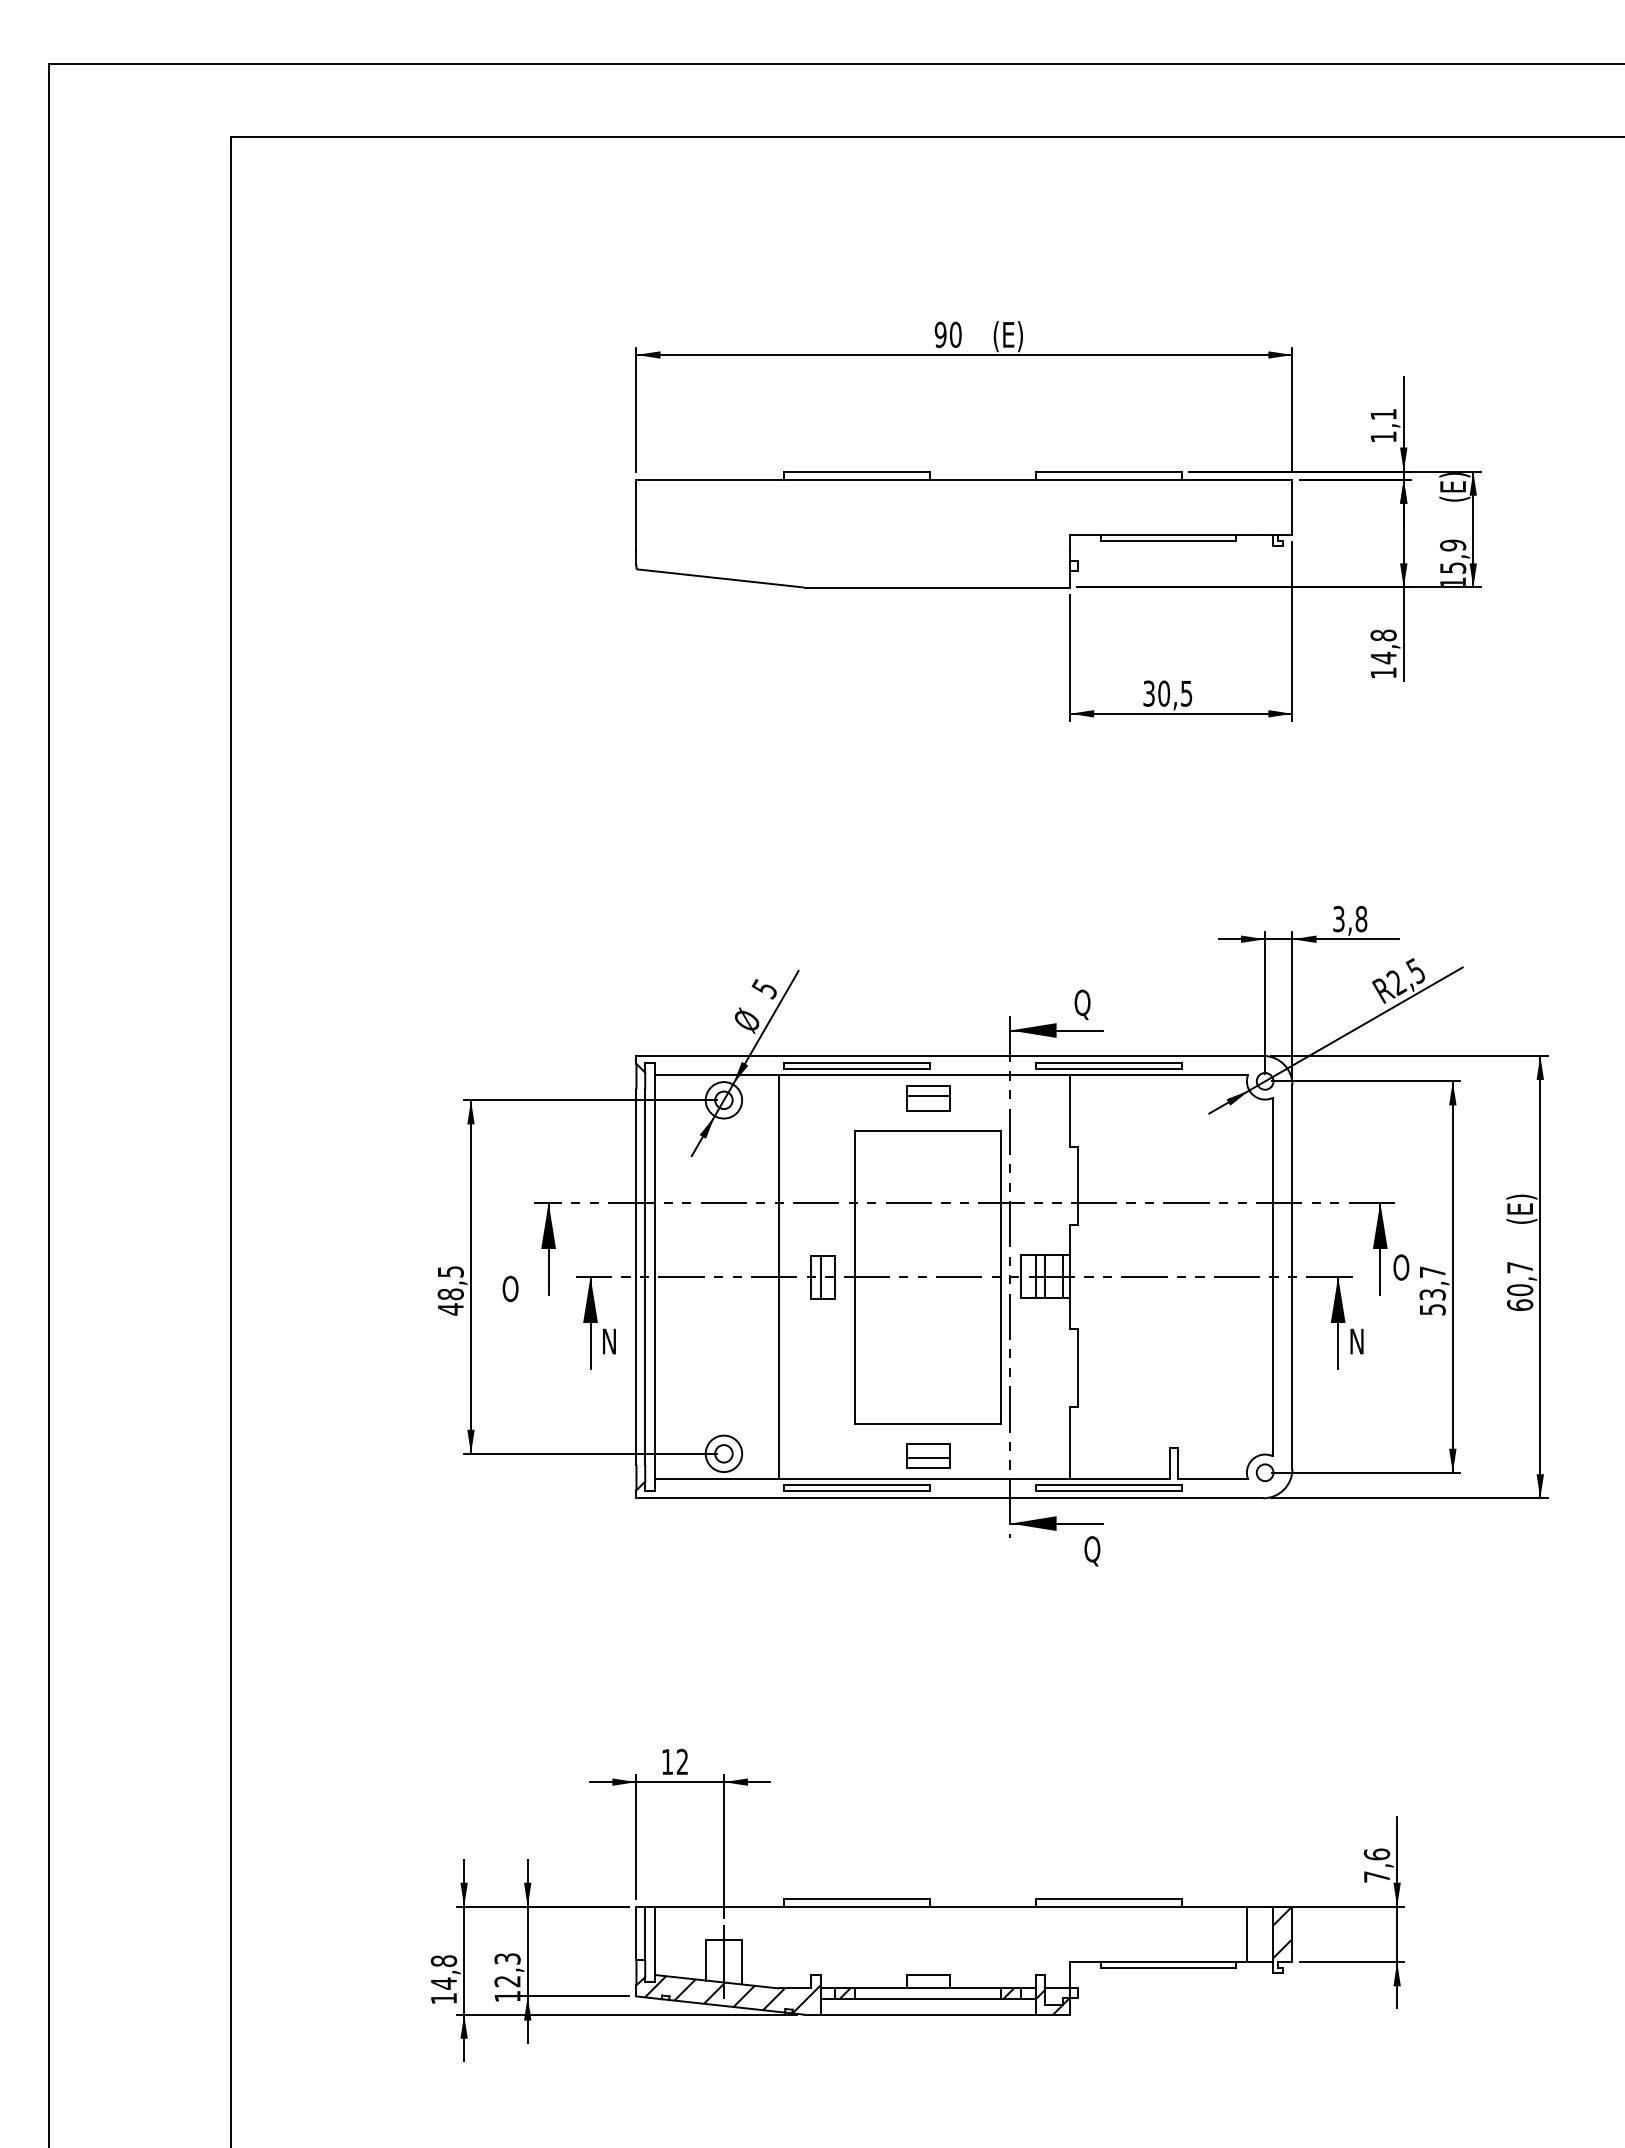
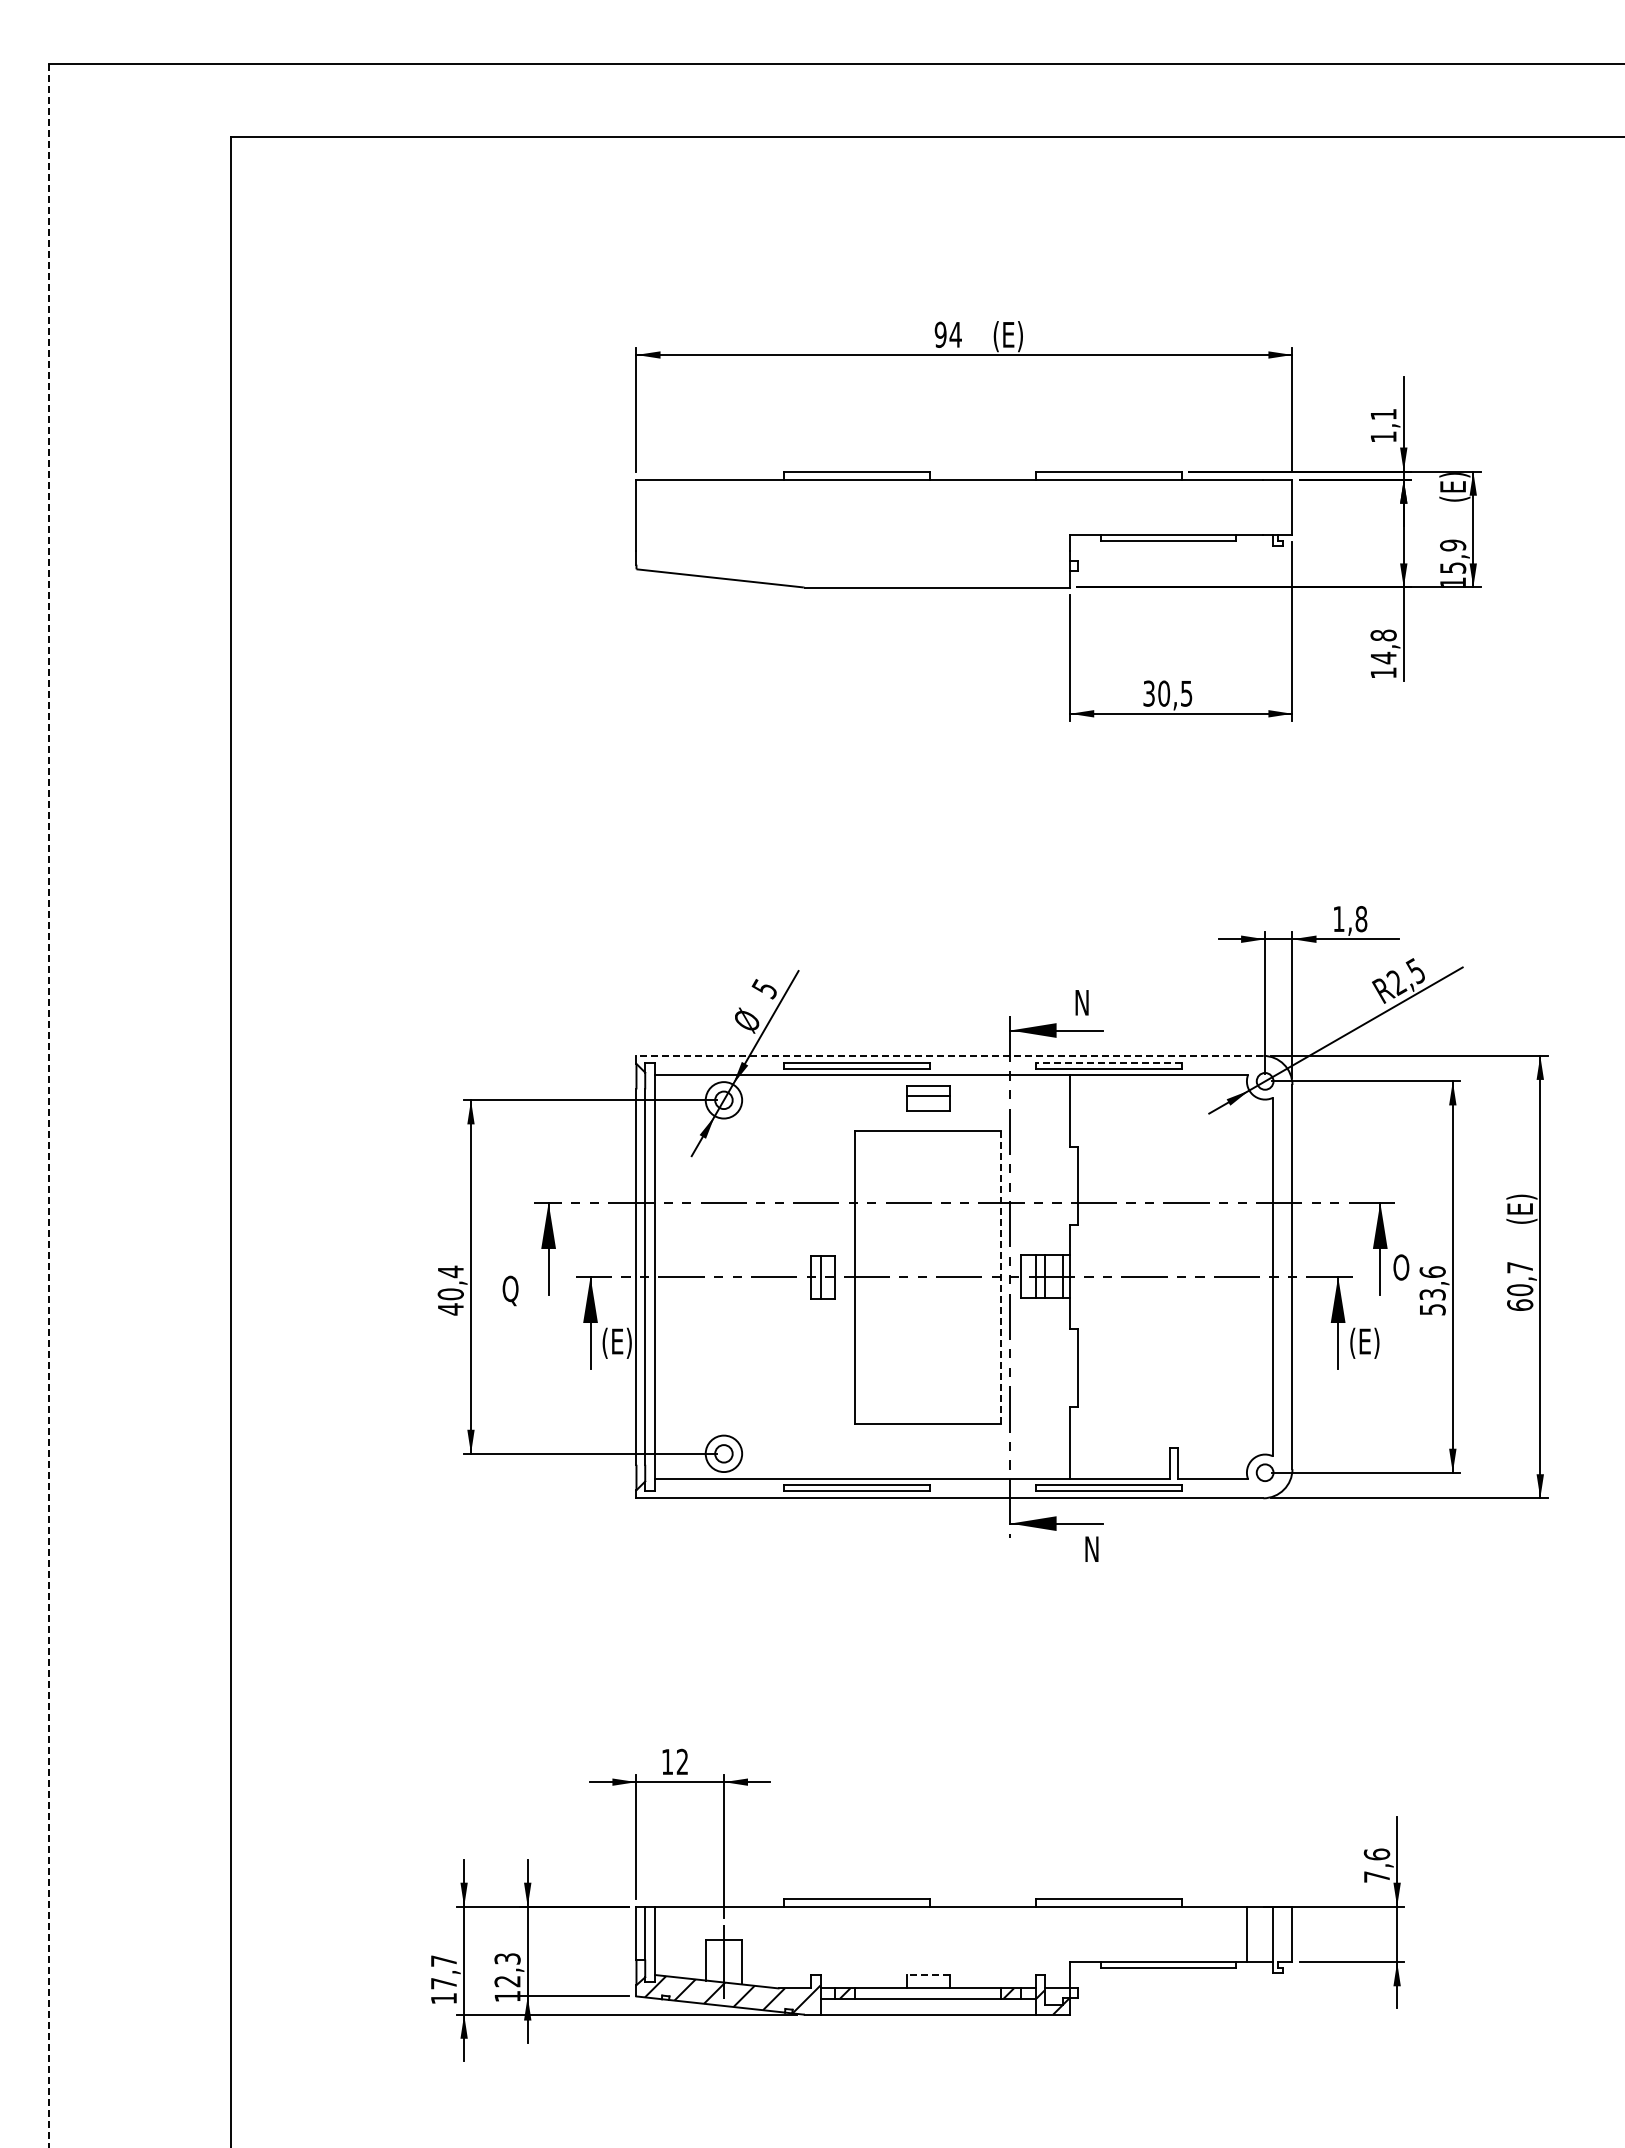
text: 90 -> 94 (955, 334)
text: 3,8 -> 1,8 (1338, 919)
text: Q -> N (1082, 1004)
line: solid -> dashed (949, 1055)
line: solid -> dashed (1108, 1062)
line: solid -> dashed (48, 1105)
text: 53,7 -> 53,6 (1432, 1271)
line: present -> none (778, 1276)
line: solid -> dashed (1000, 1277)
text: 48,5 -> 40,4 (450, 1282)
text: O -> Q (514, 1300)
text: N -> (E) (616, 1342)
text: N -> (E) (1364, 1342)
part: present -> none (928, 1455)
text: Q -> N (1092, 1551)
hatch: present -> none (1282, 1932)
text: 14,8 -> 17,7 (443, 1972)
line: solid -> dashed (928, 1974)
